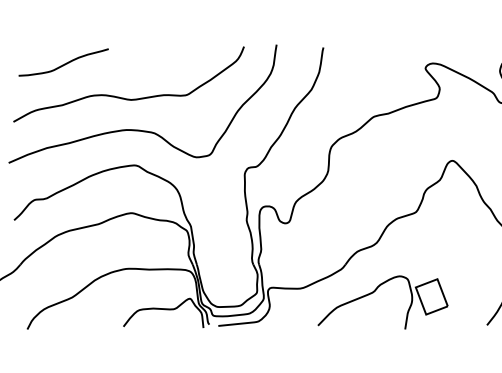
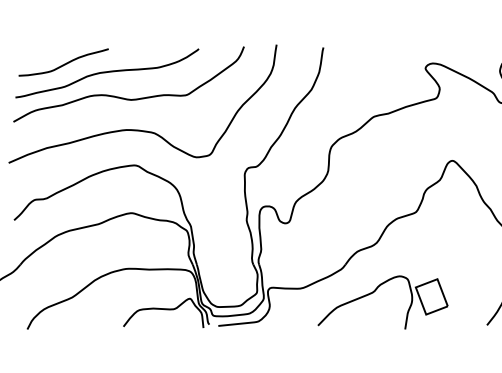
curve: none -> present (107, 72)
